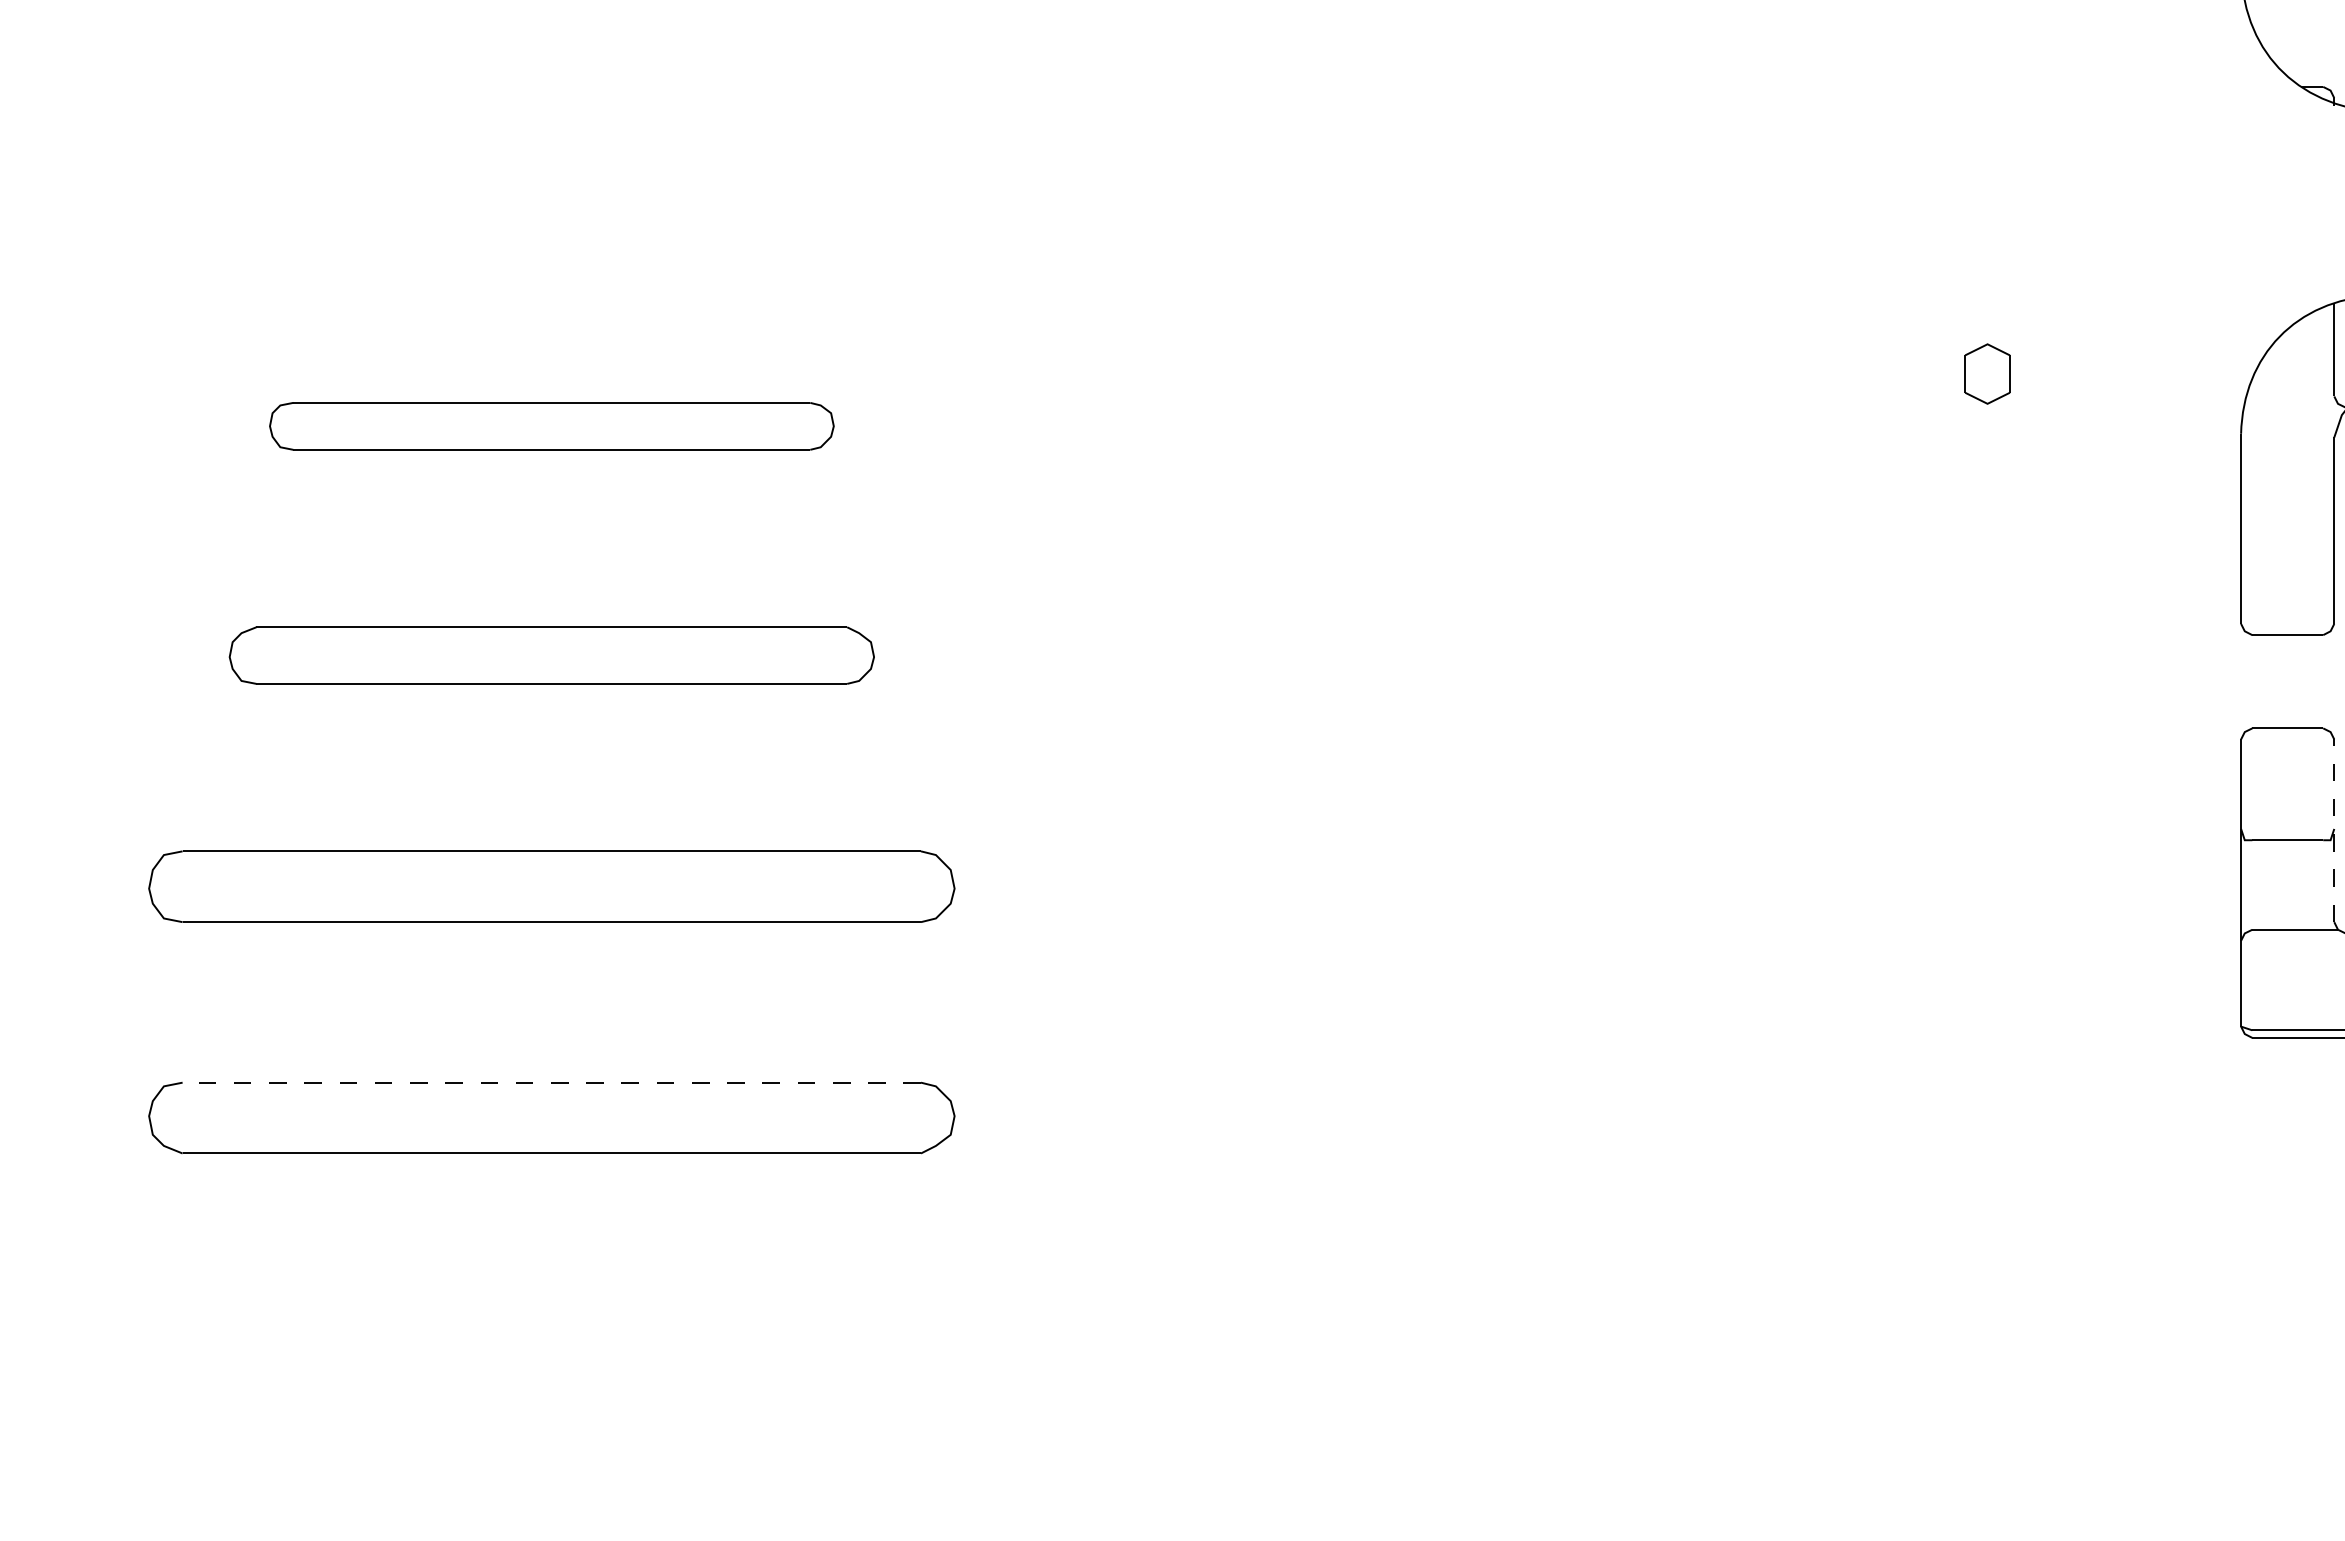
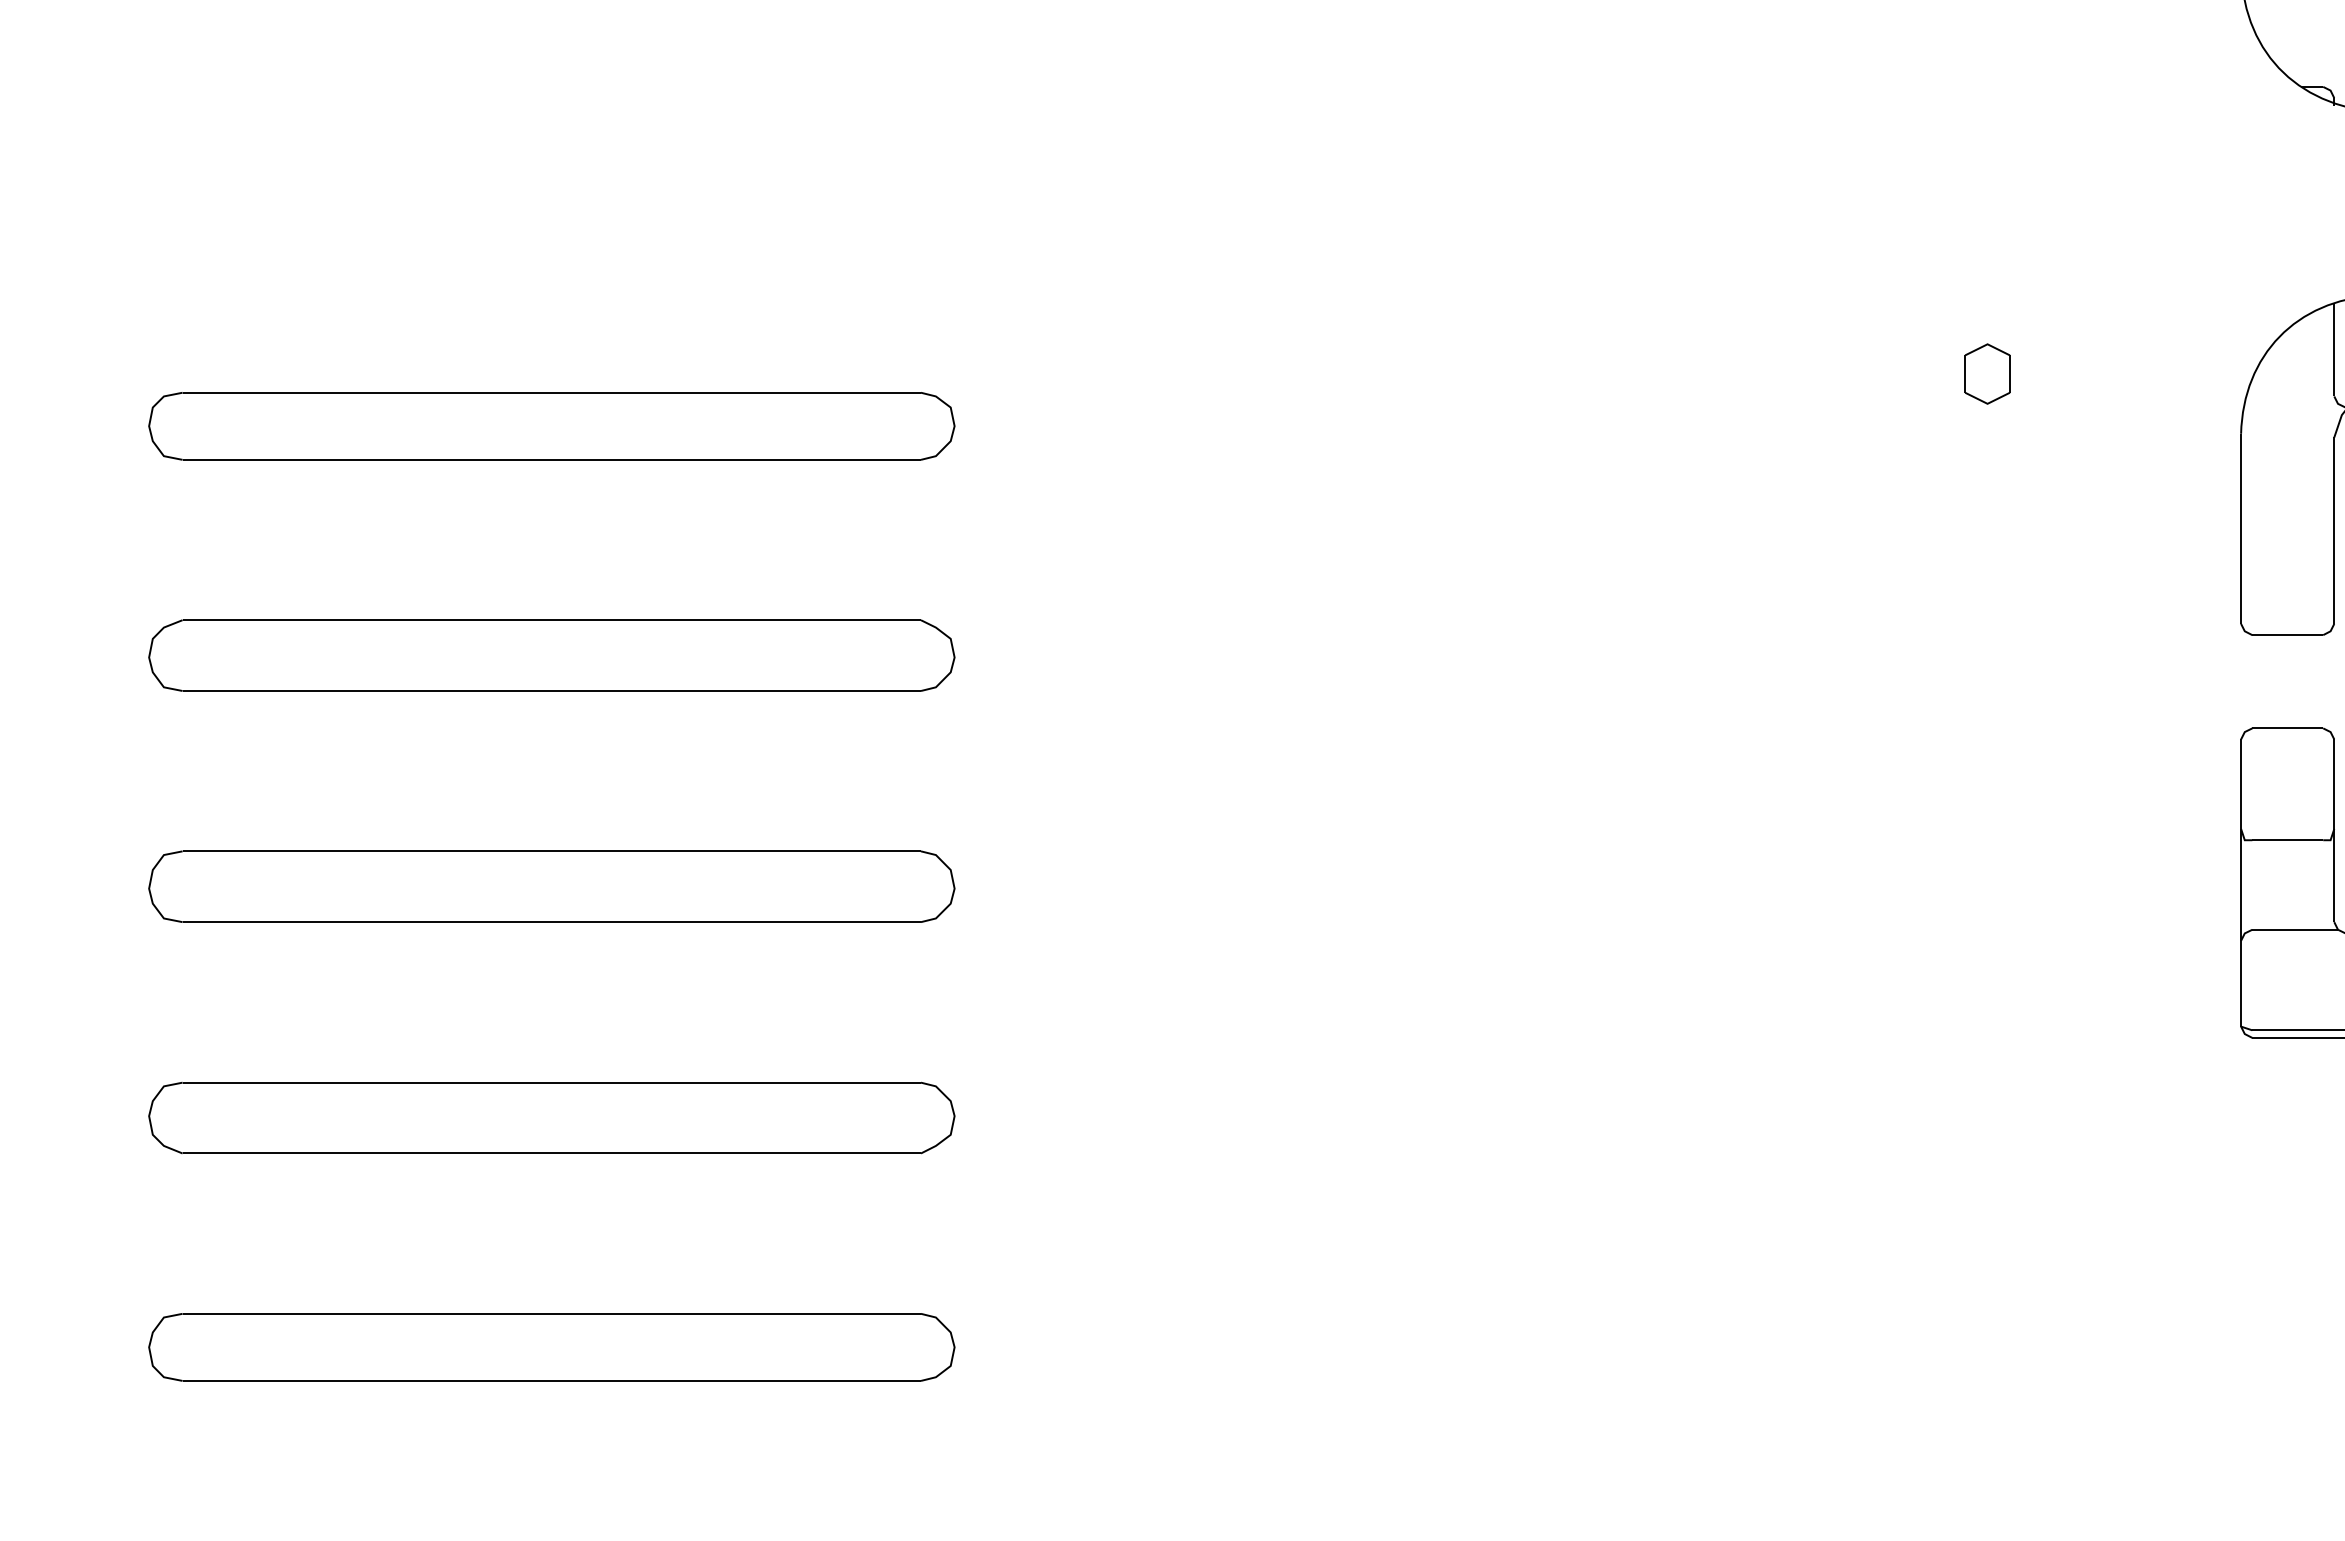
part size: 566x49 px -> 808x69 px (551, 426)
part size: 647x59 px -> 808x73 px (551, 655)
line: dashed -> solid (2334, 830)
line: dashed -> solid (551, 1082)
part: none -> present (551, 1347)
